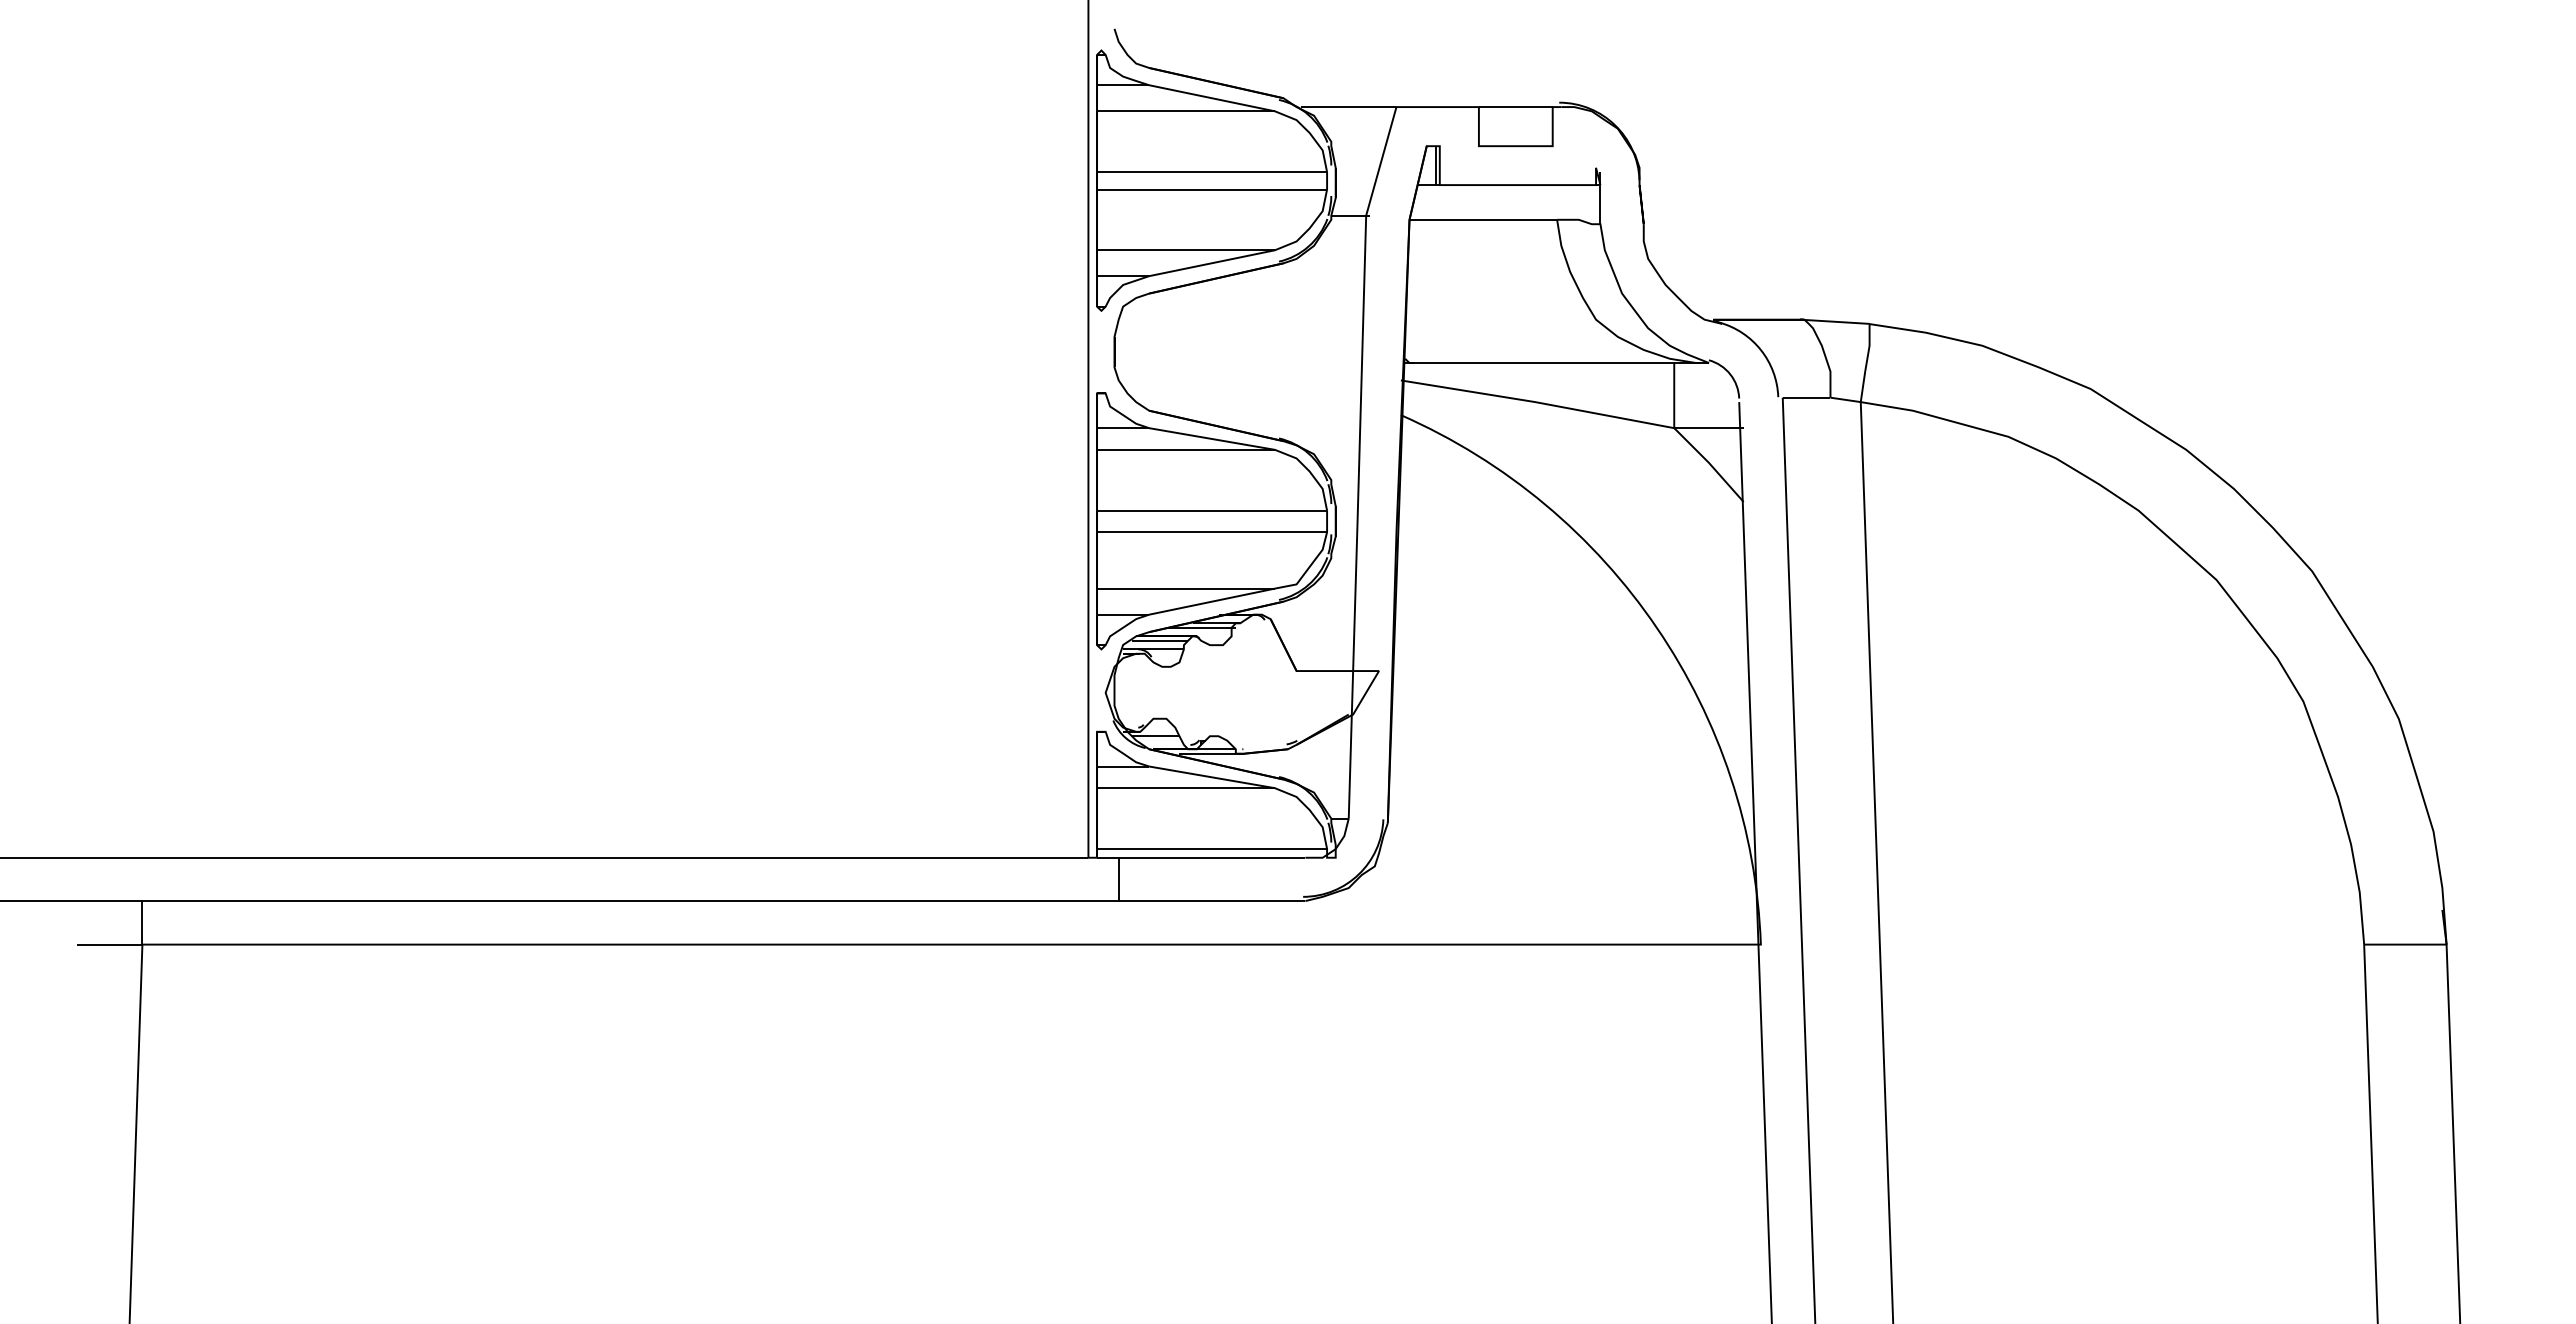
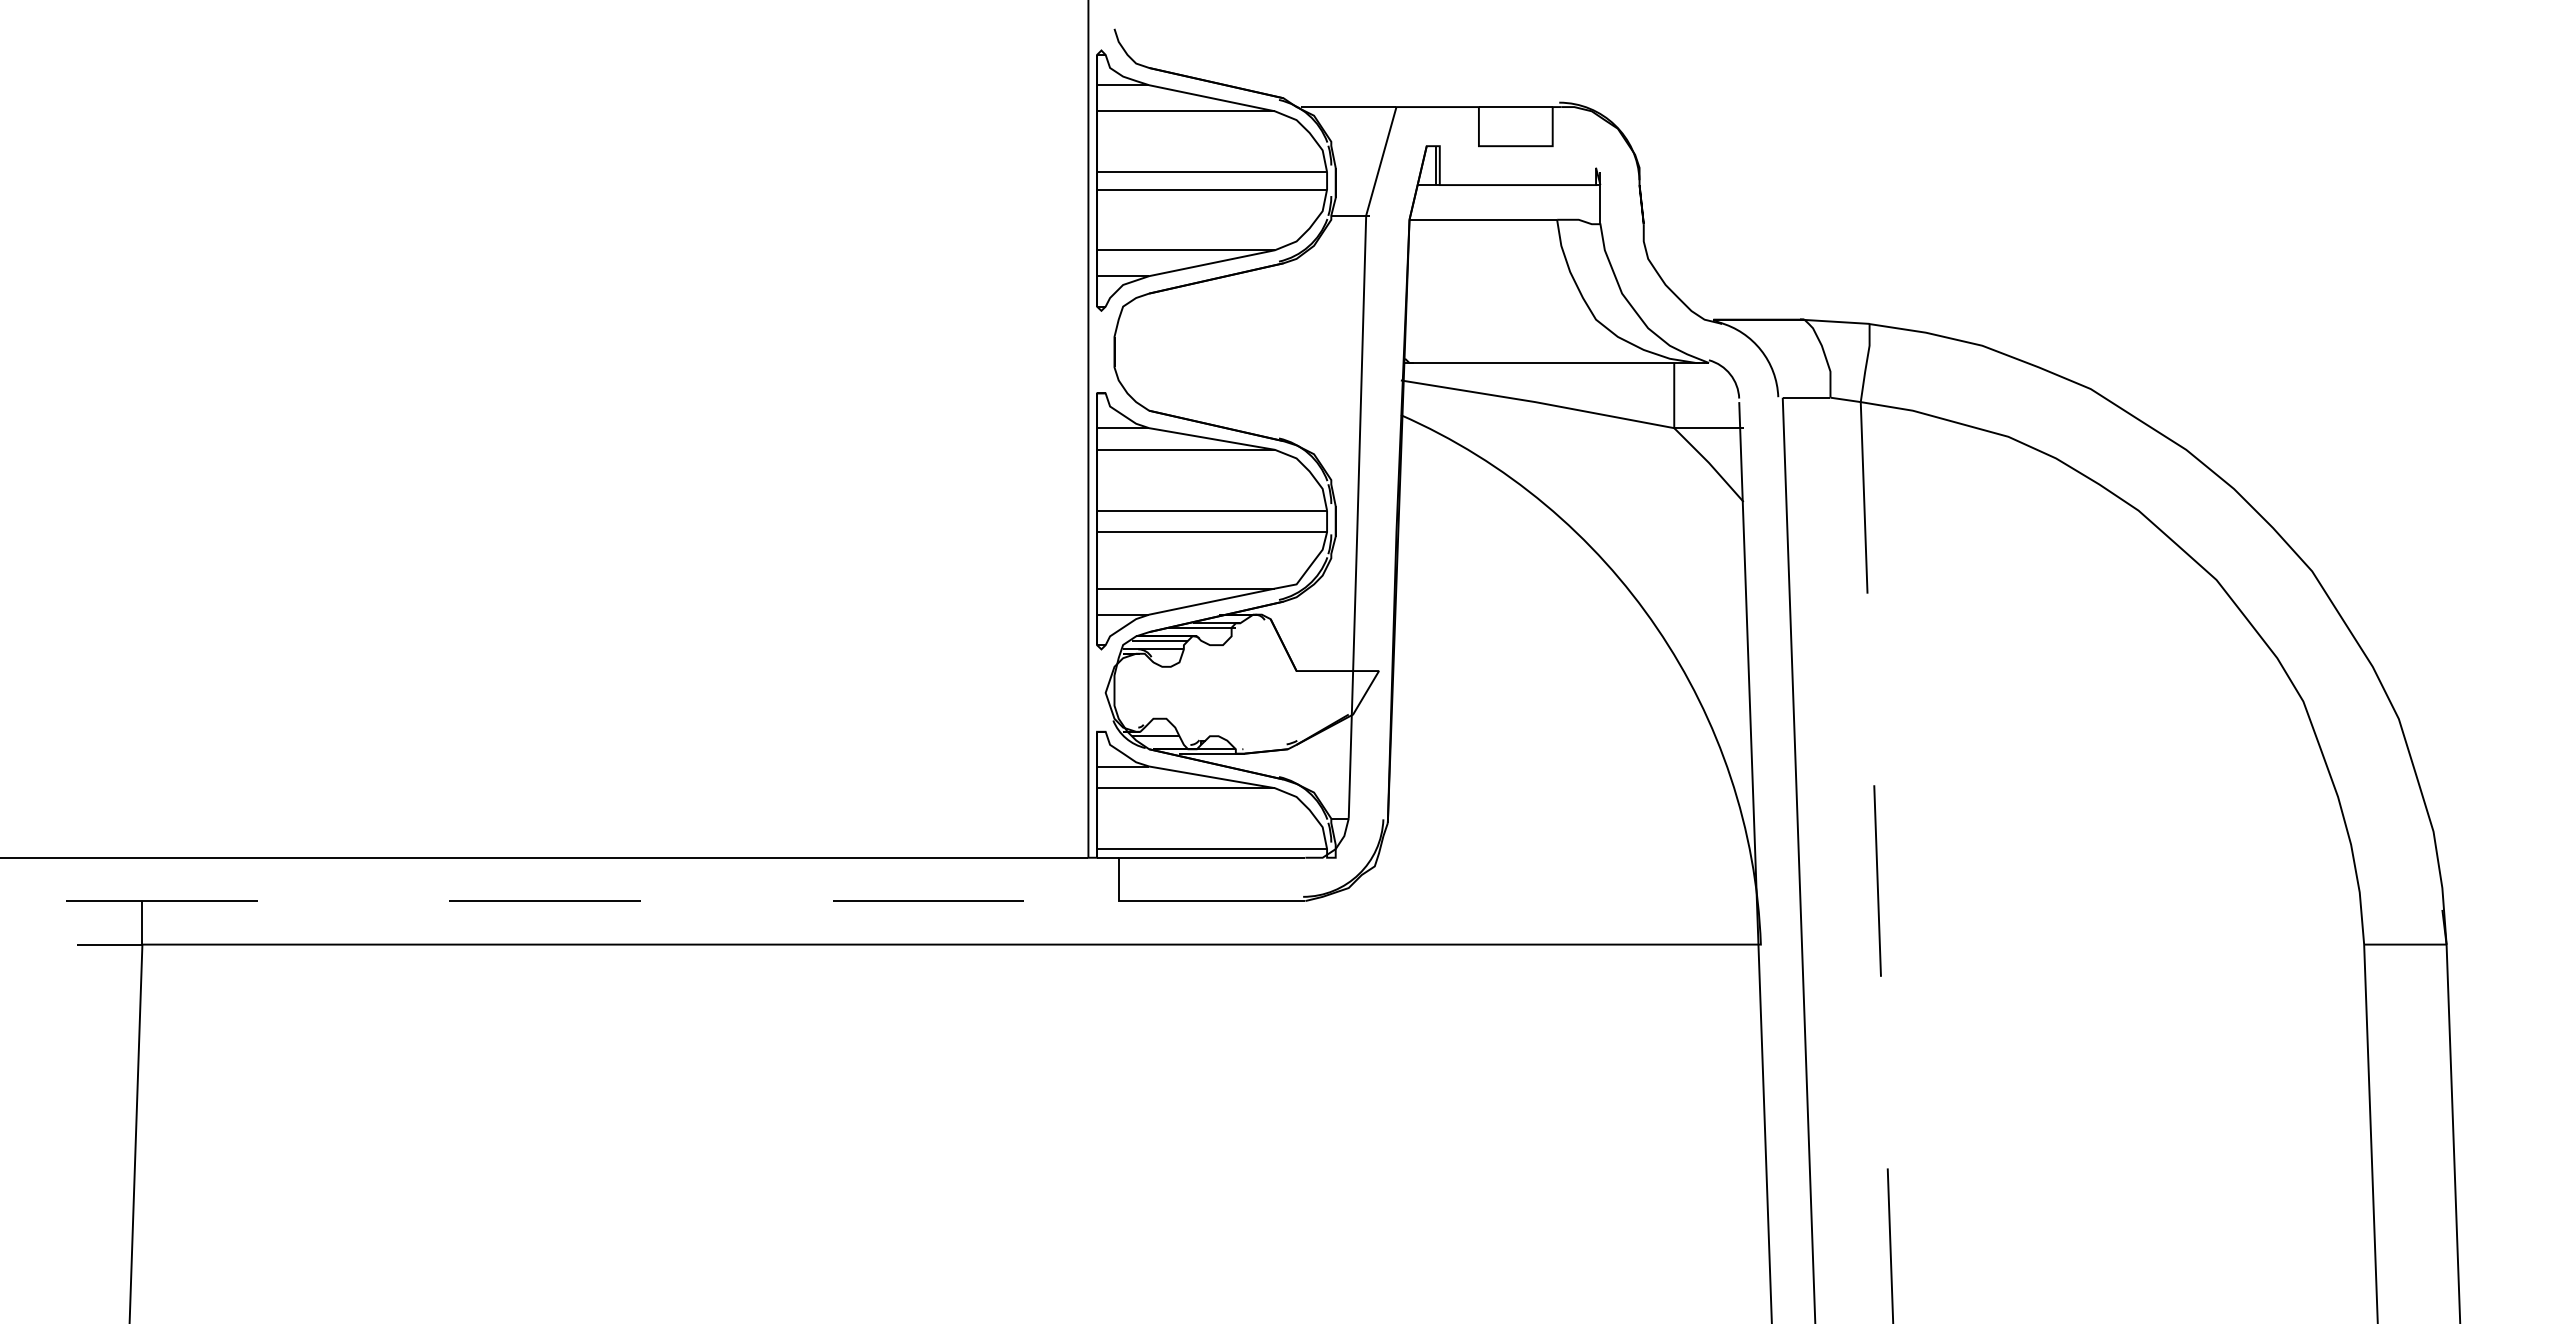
line: solid -> dashed (1876, 862)
line: solid -> dashed (559, 901)
